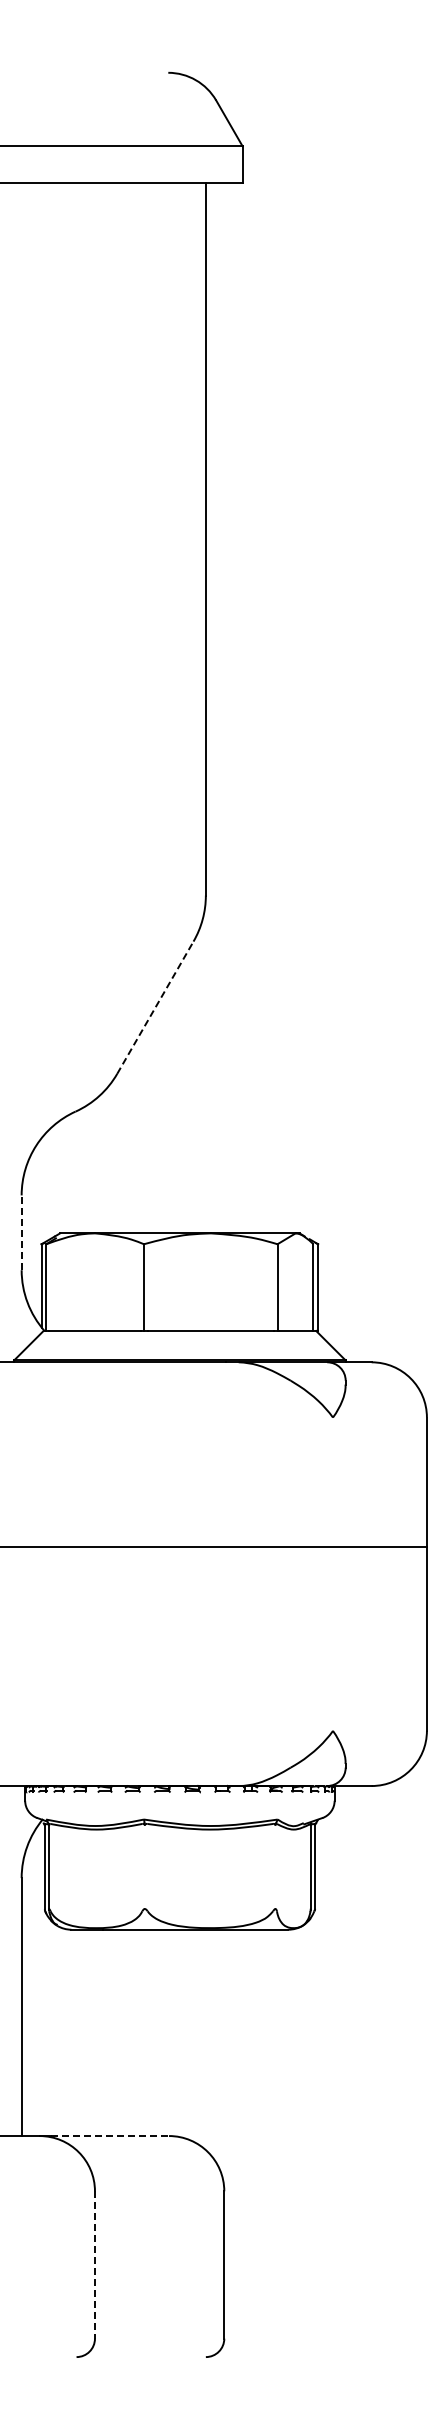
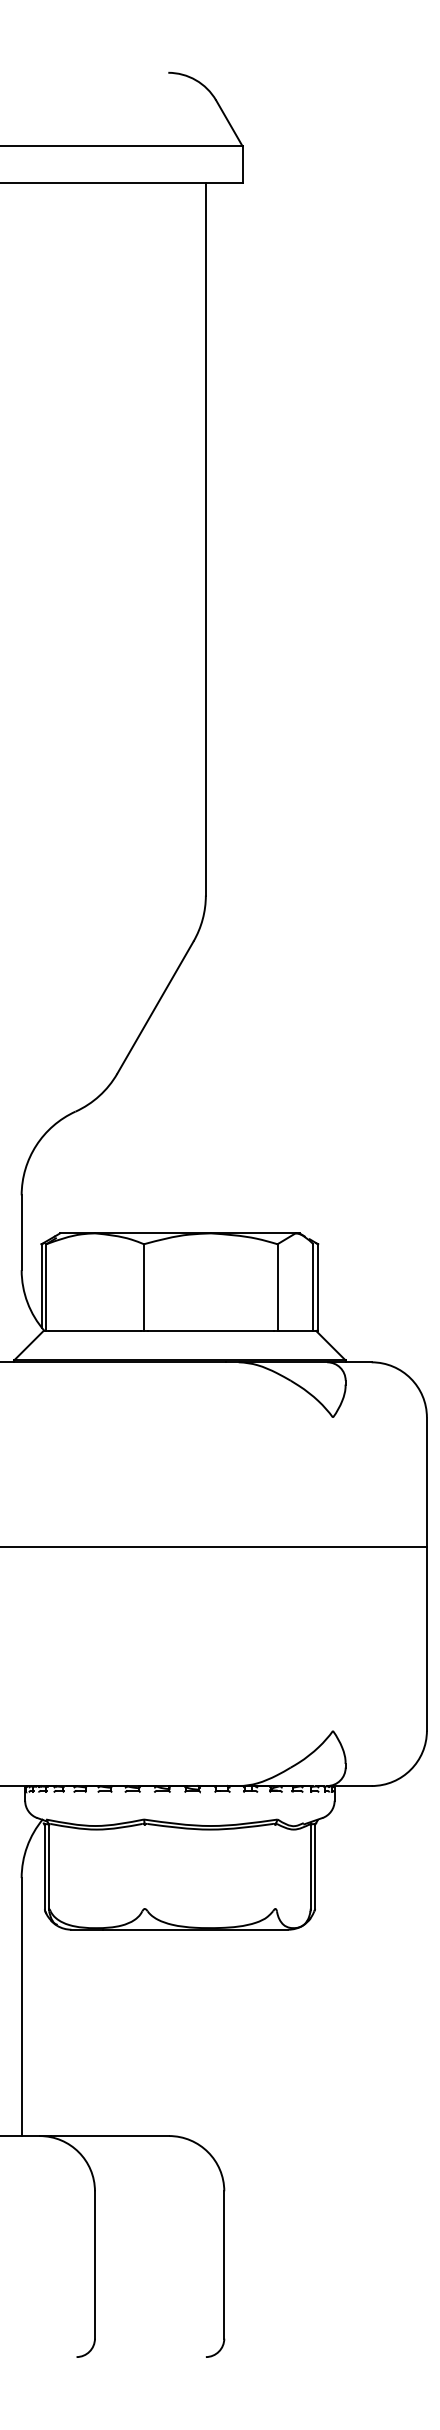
line: dashed -> solid (155, 1007)
line: dashed -> solid (21, 1232)
line: dashed -> solid (110, 2136)
line: dashed -> solid (94, 2264)
